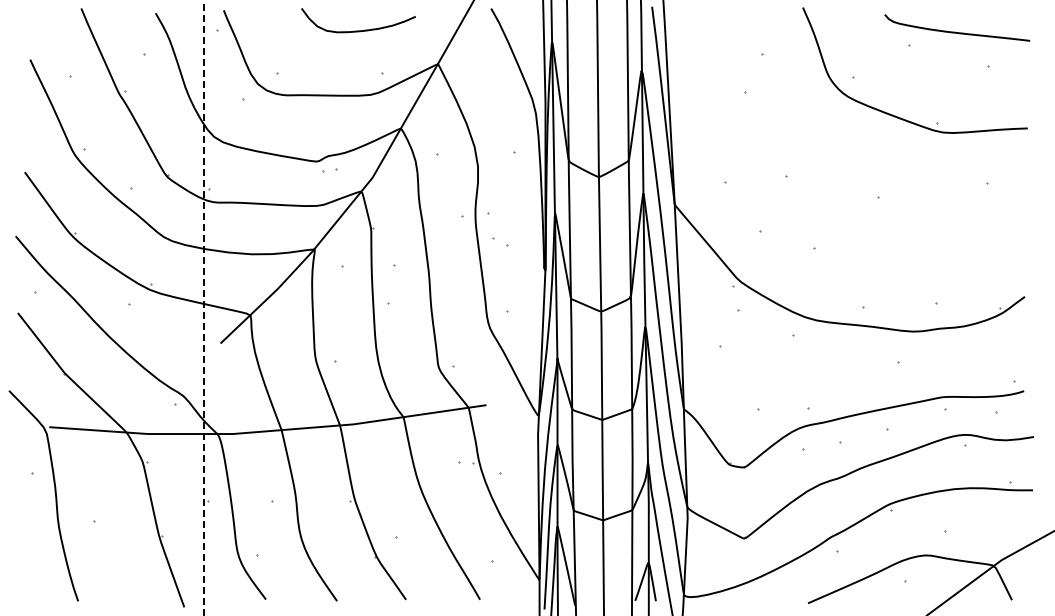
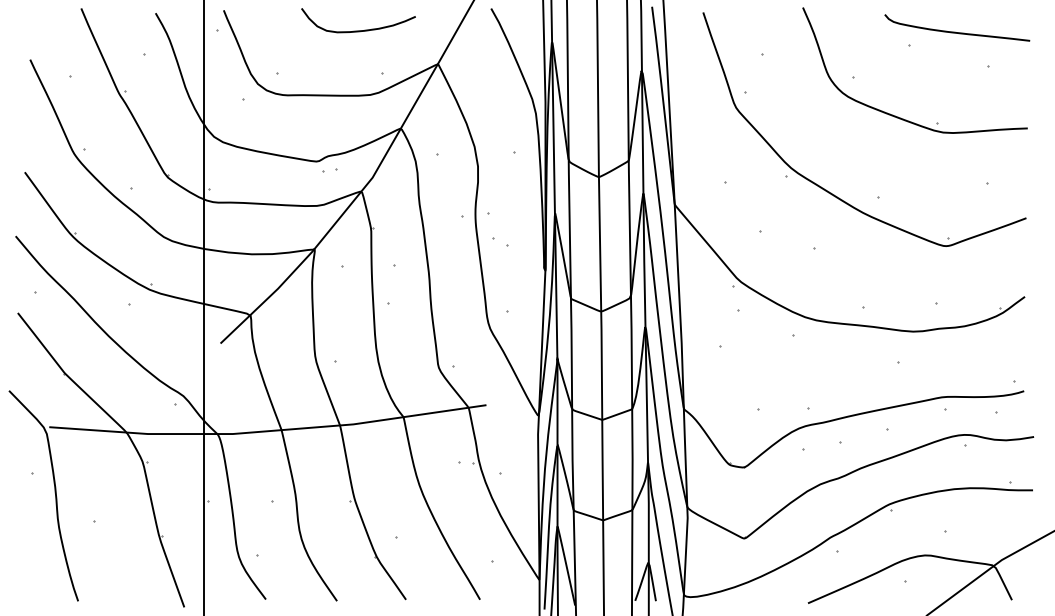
part: none -> present (826, 189)
line: dashed -> solid (203, 307)
